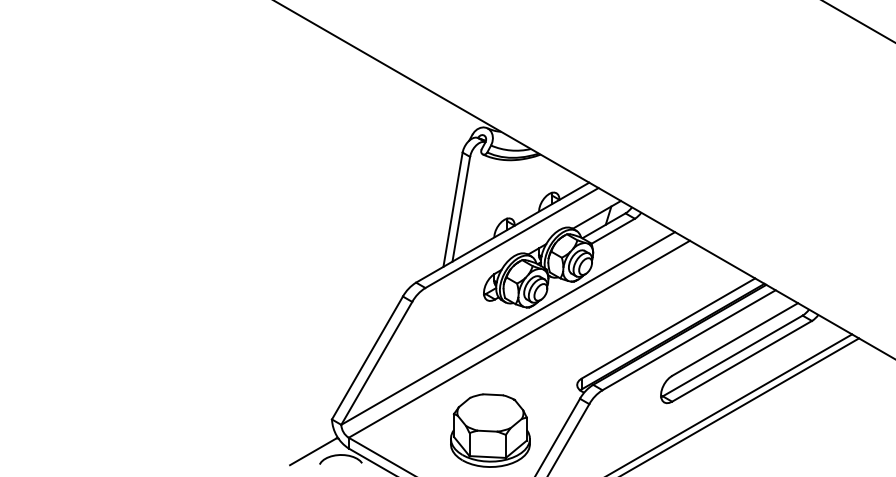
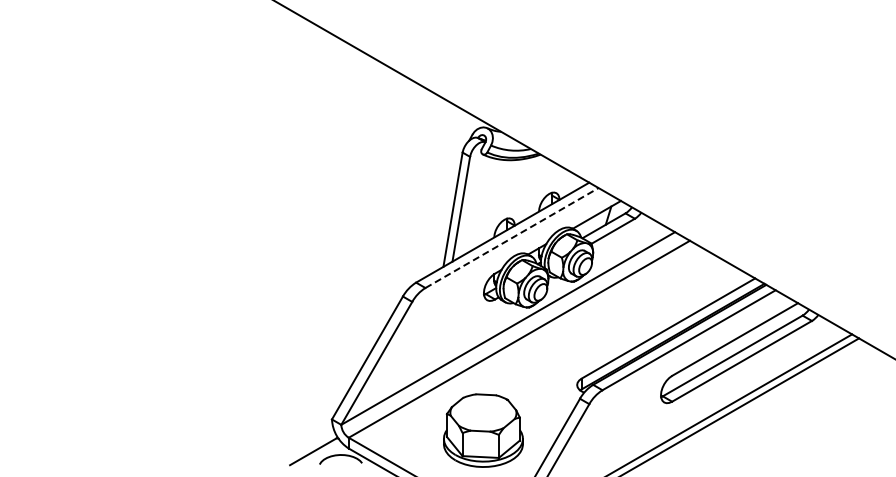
line: present -> none (858, 21)
line: solid -> dashed (512, 238)
part position: (490, 430) -> (483, 430) (483, 430)
